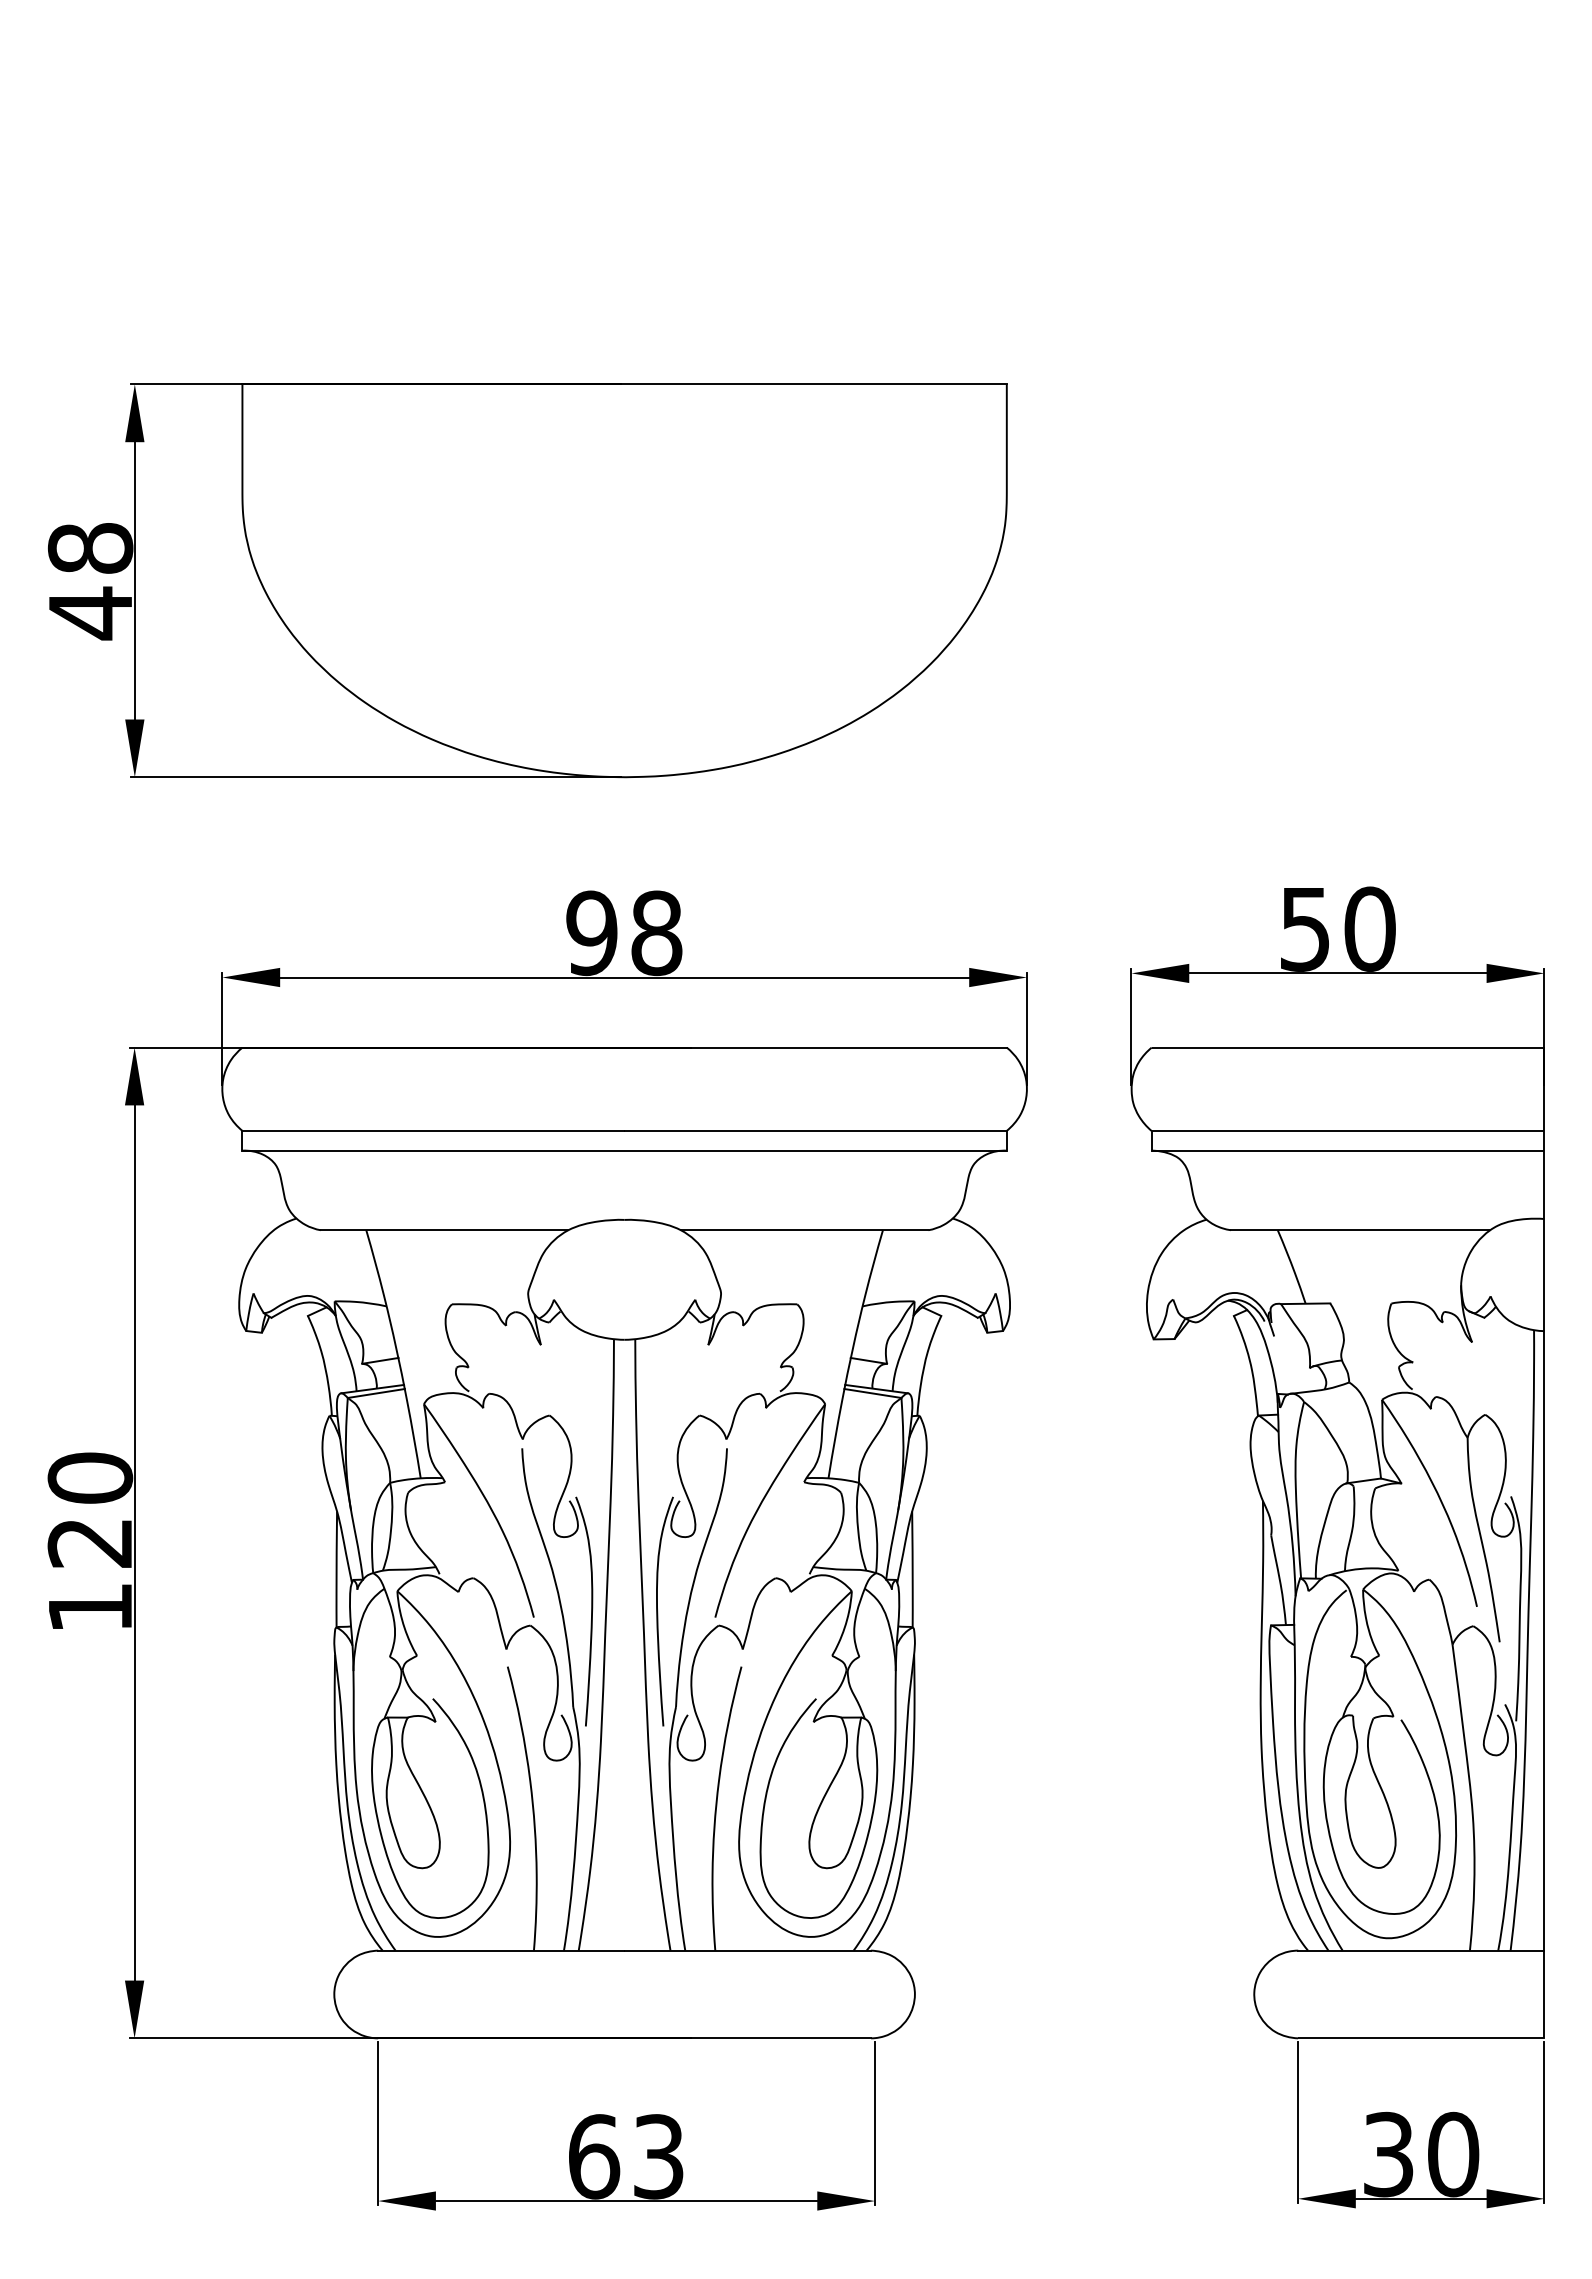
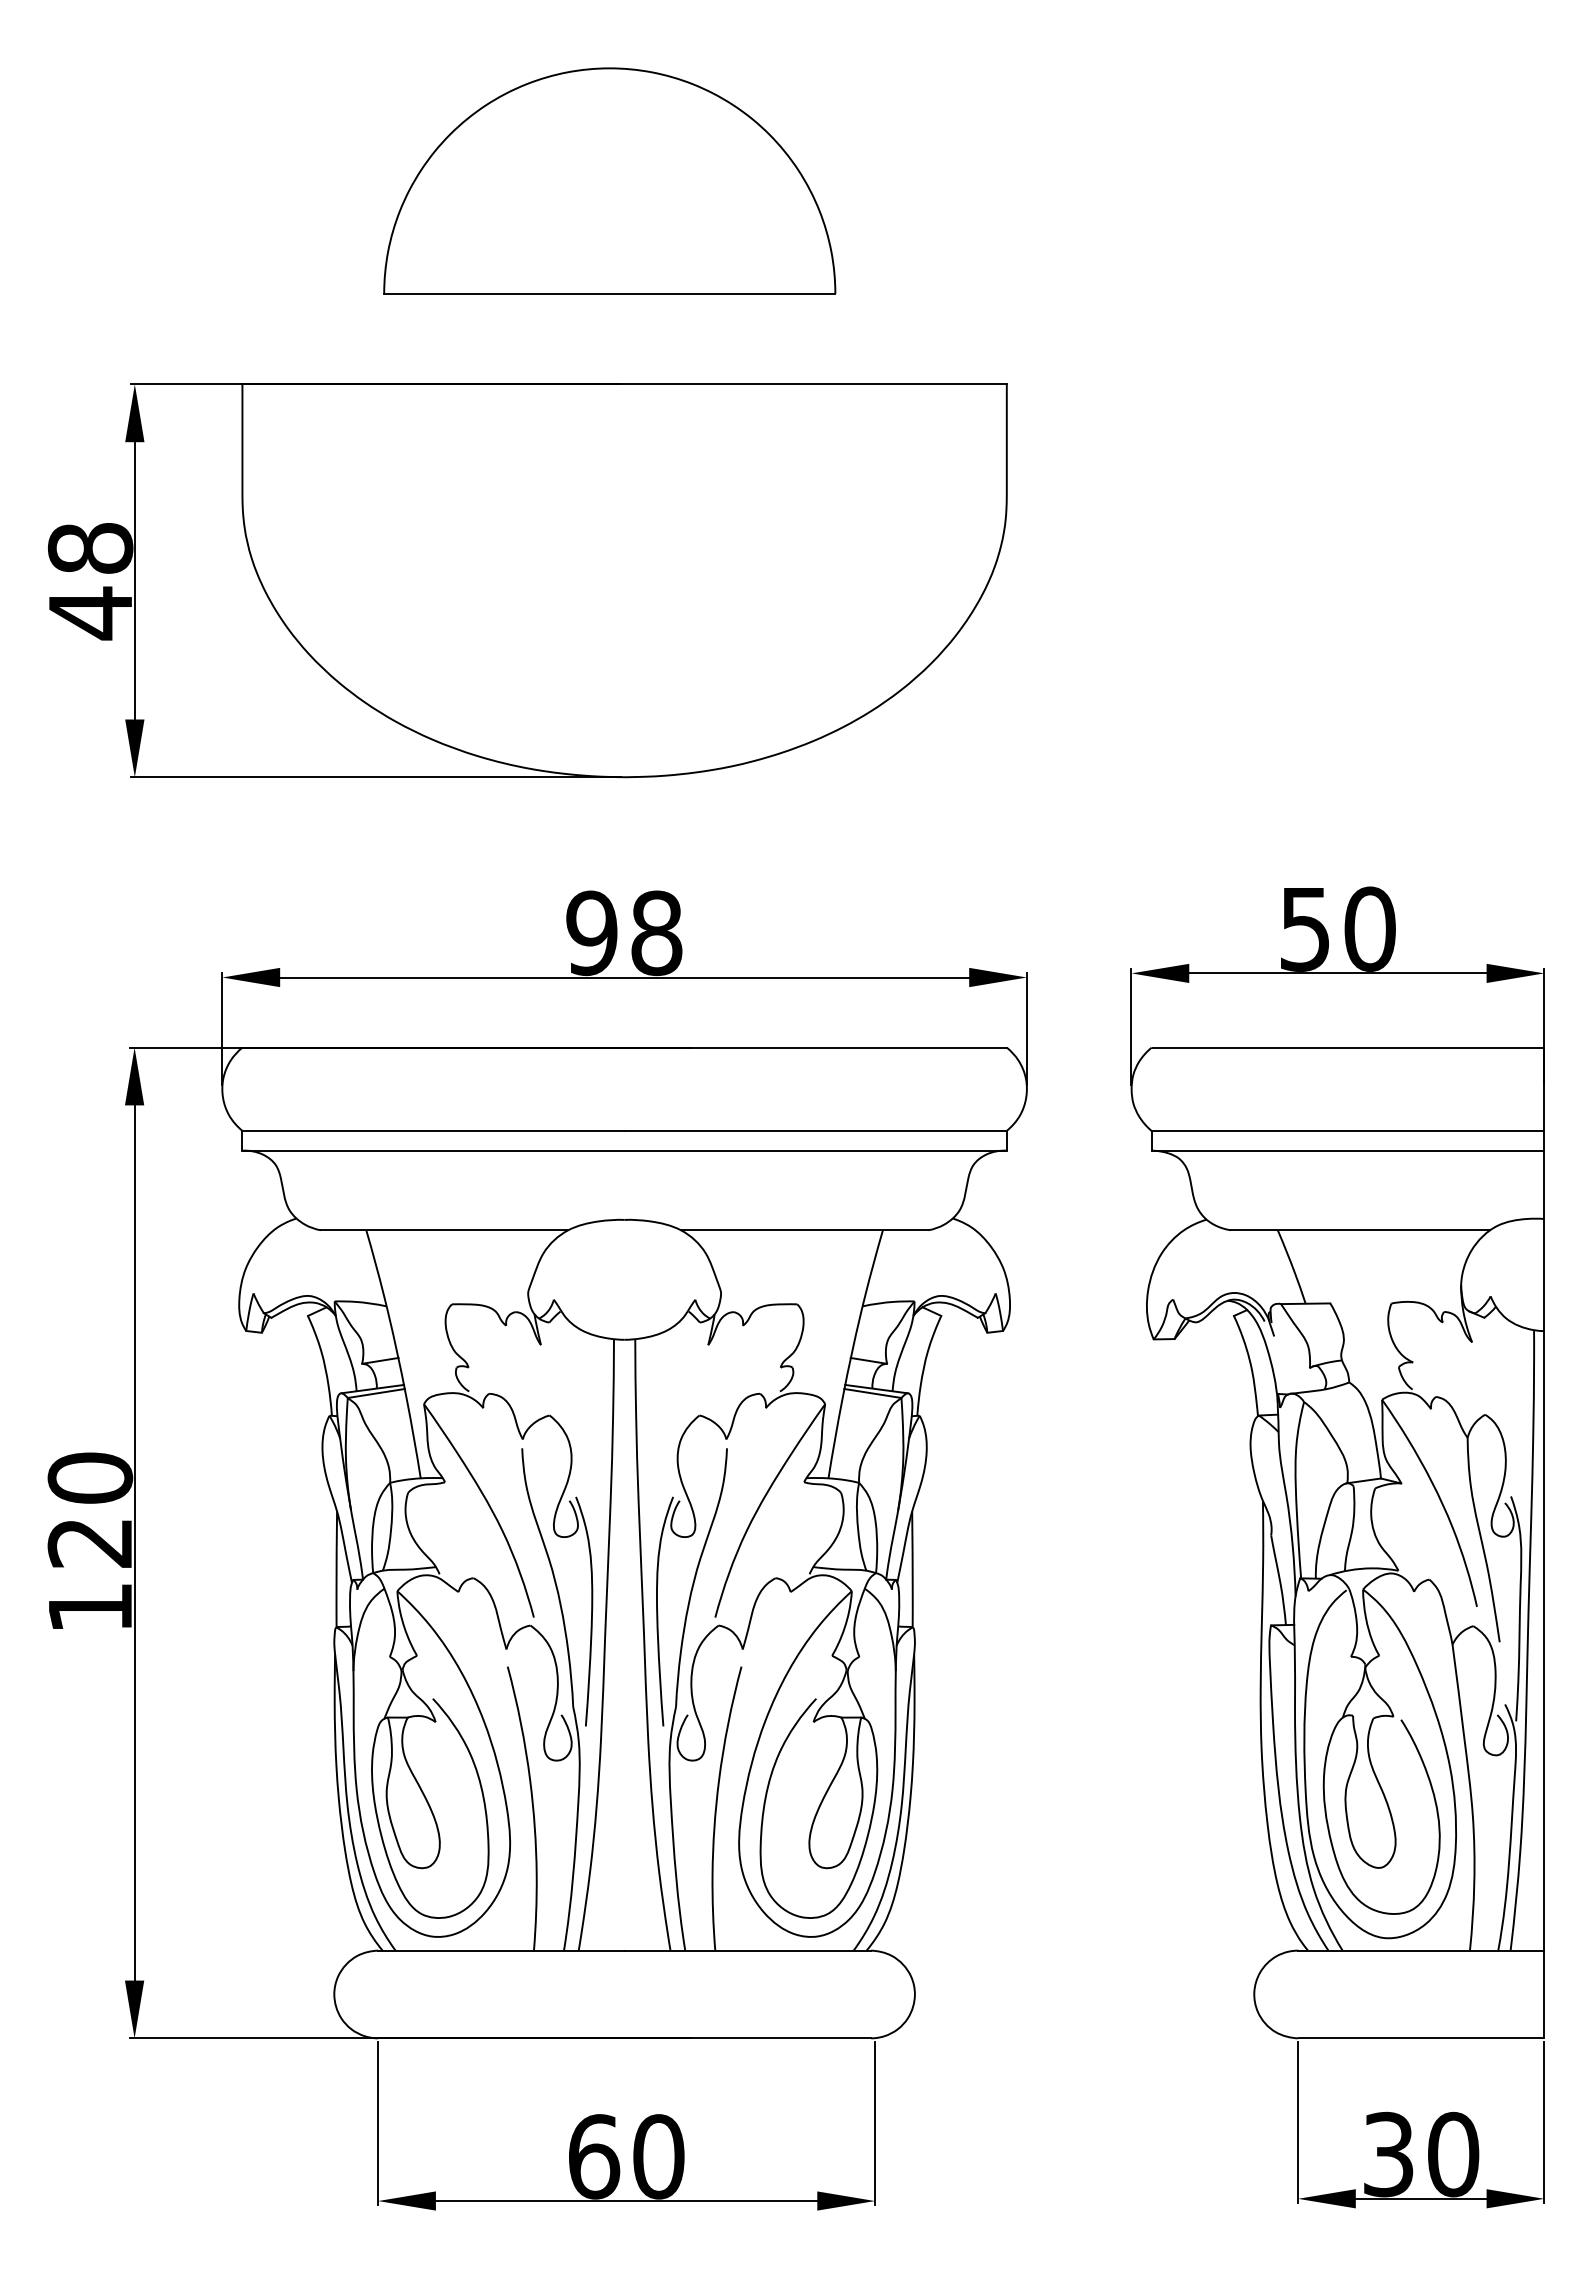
part: none -> present (609, 180)
text: 63 -> 60 (658, 2156)
